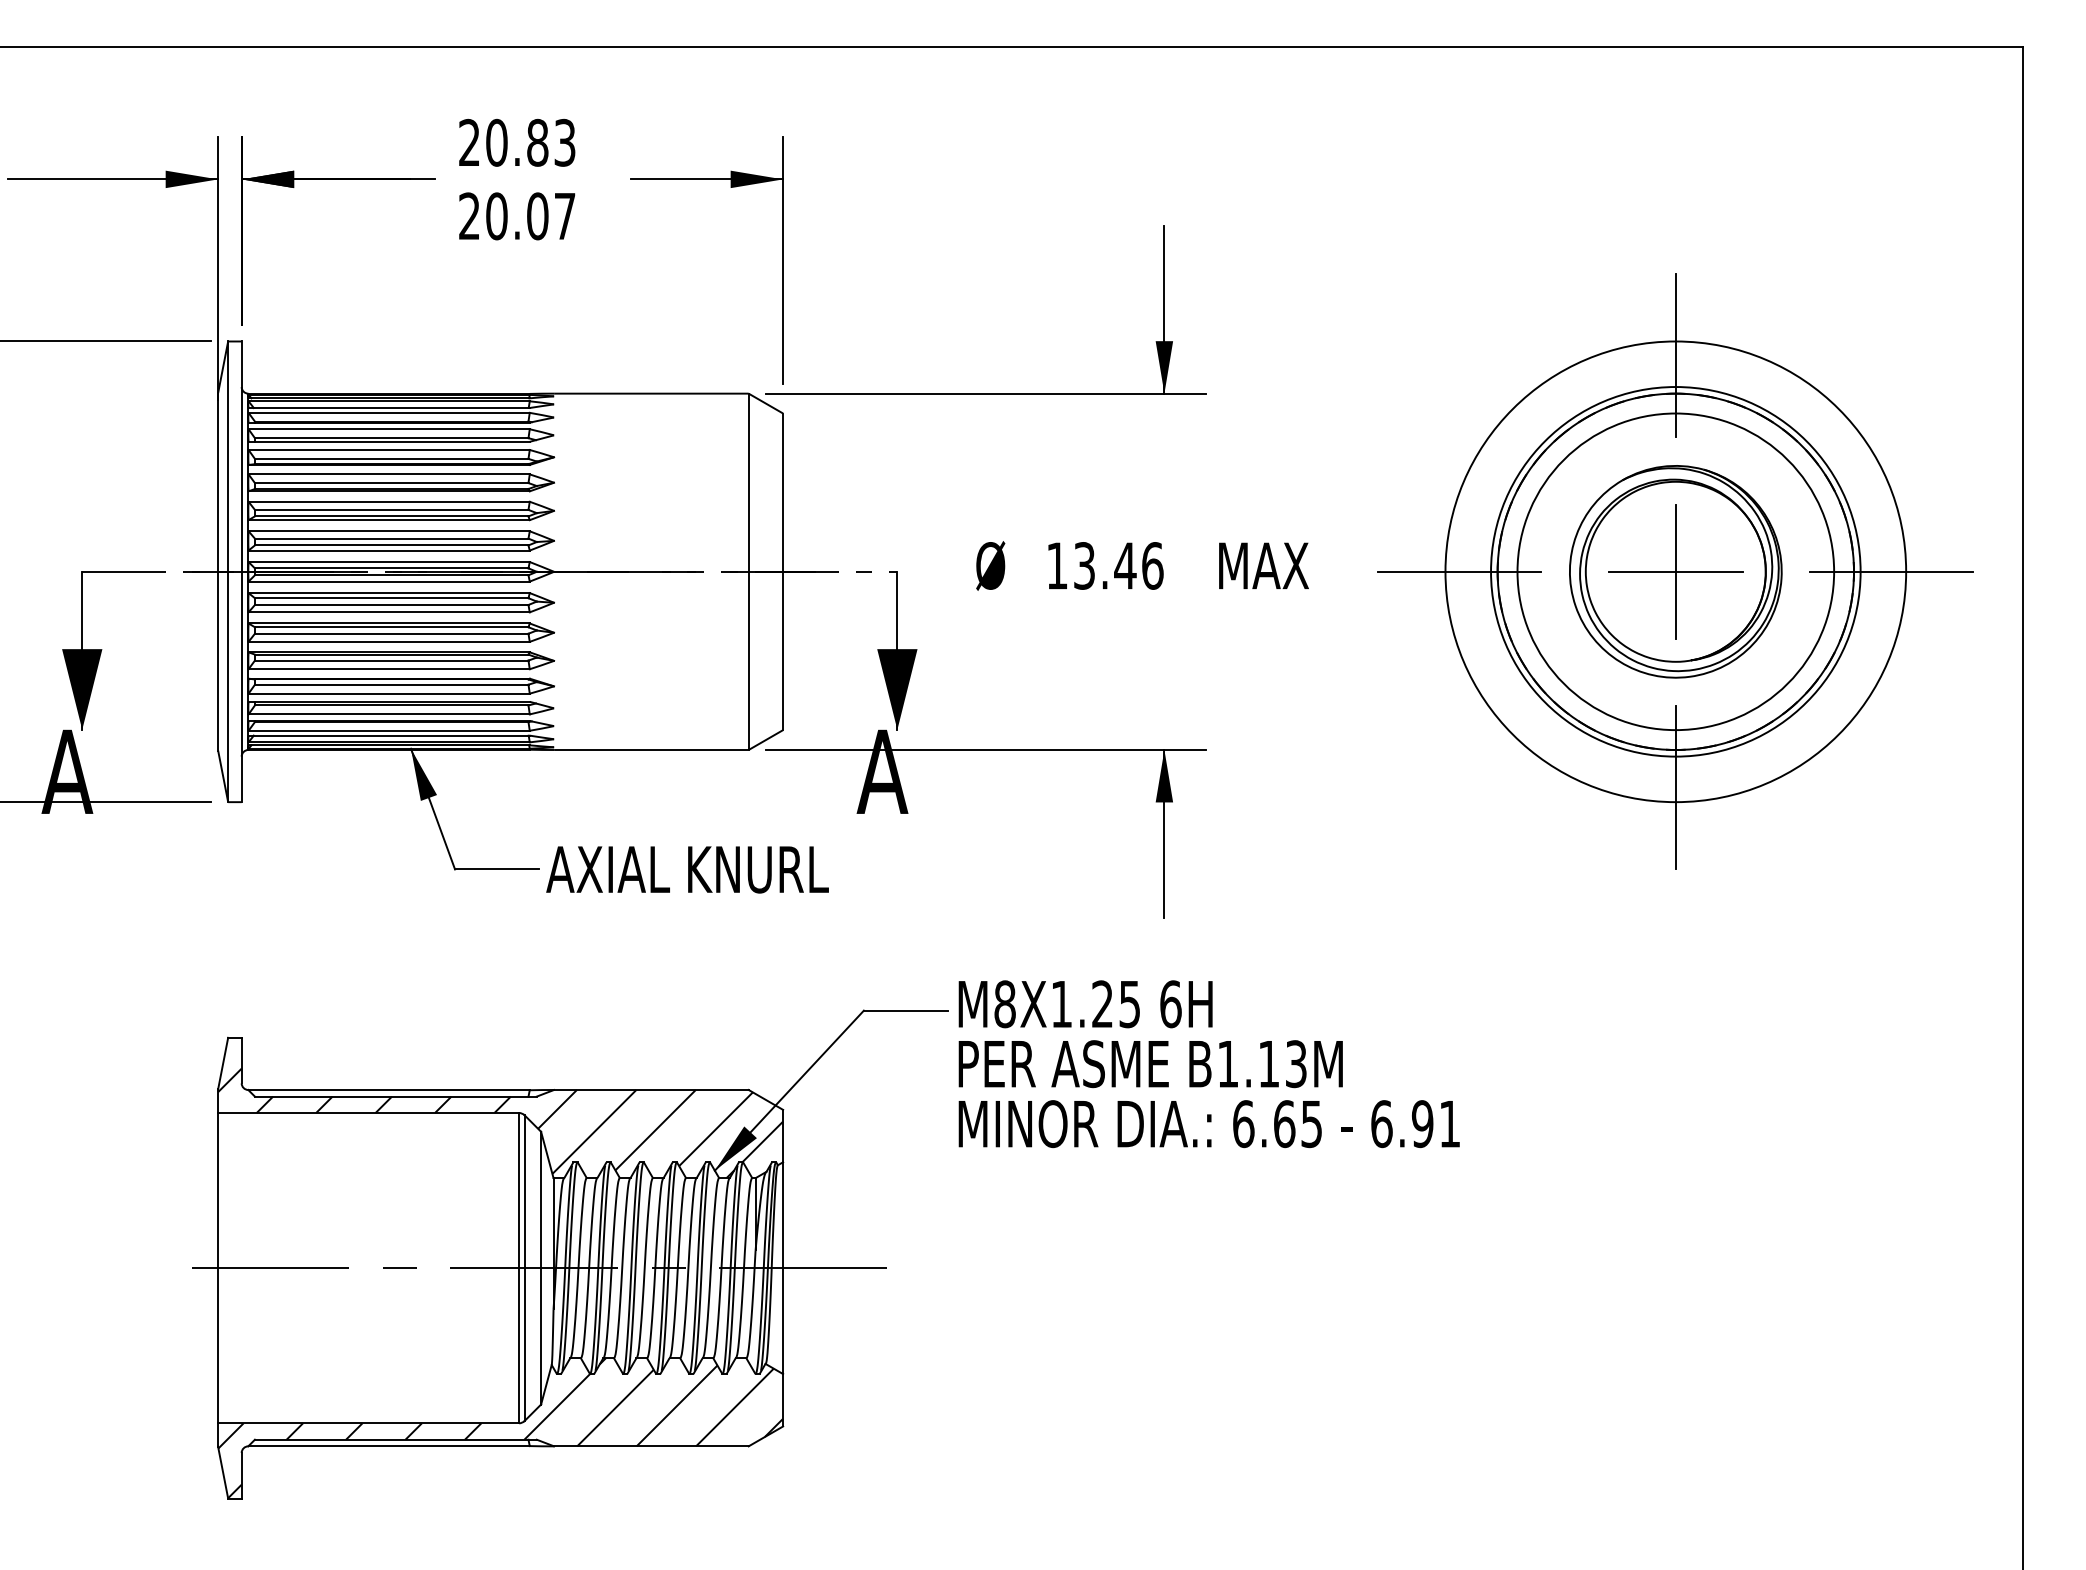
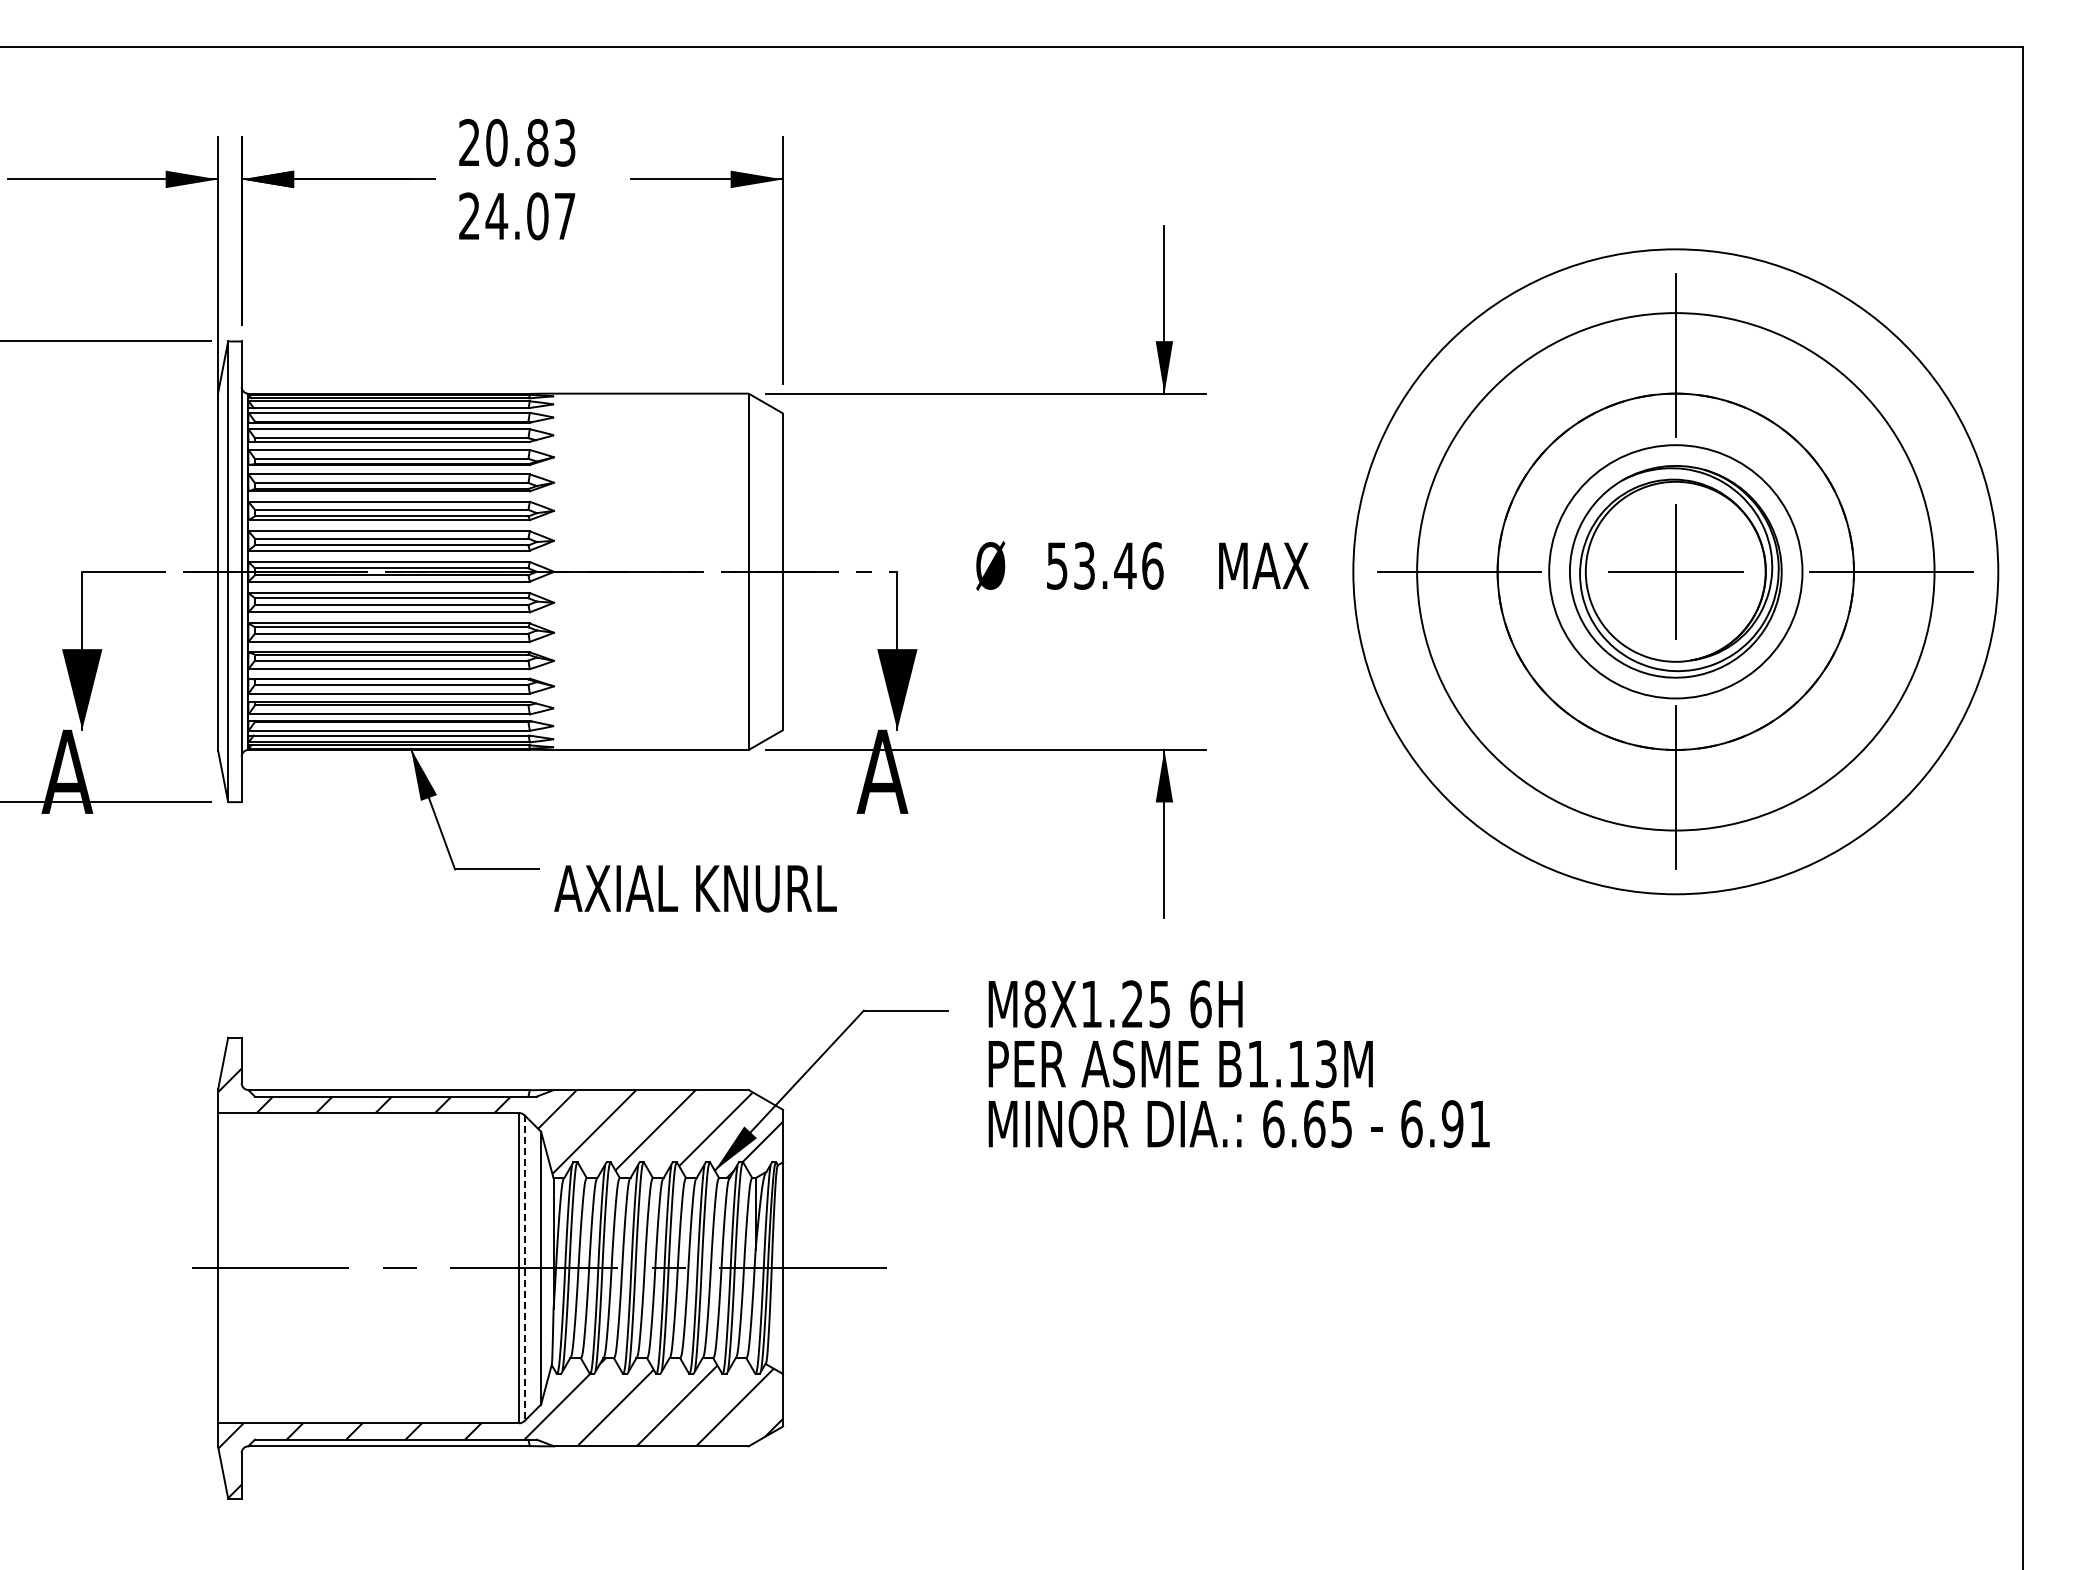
text: 20.07 -> 24.07 (496, 216)
text: 13.46 -> 53.46 (1057, 565)
circle diameter: 317 px -> 253 px (1675, 571)
circle diameter: 370 px -> 517 px (1675, 571)
circle diameter: 461 px -> 645 px (1675, 571)
text position: (687, 869) -> (695, 888) (695, 888)
text position: (1208, 1064) -> (1238, 1064) (1238, 1064)
line: solid -> dashed (524, 1268)
